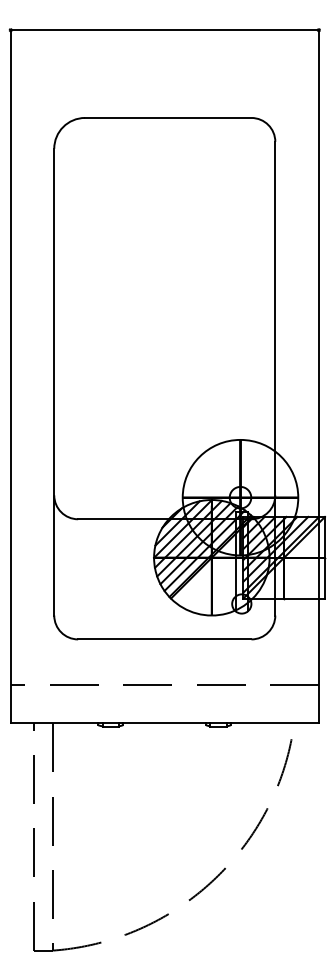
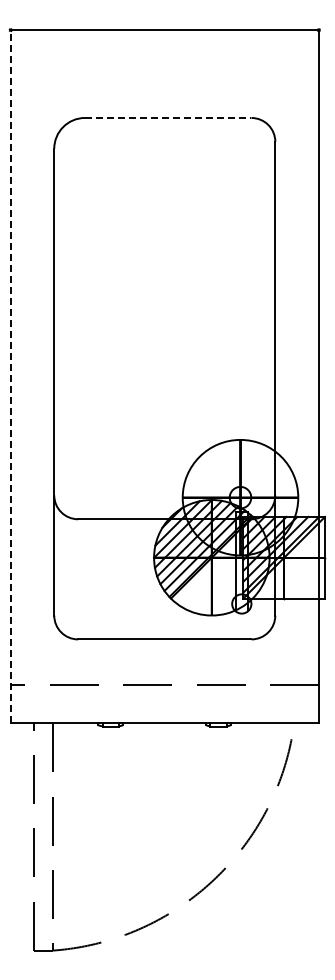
line: solid -> dashed (168, 117)
line: solid -> dashed (10, 376)
